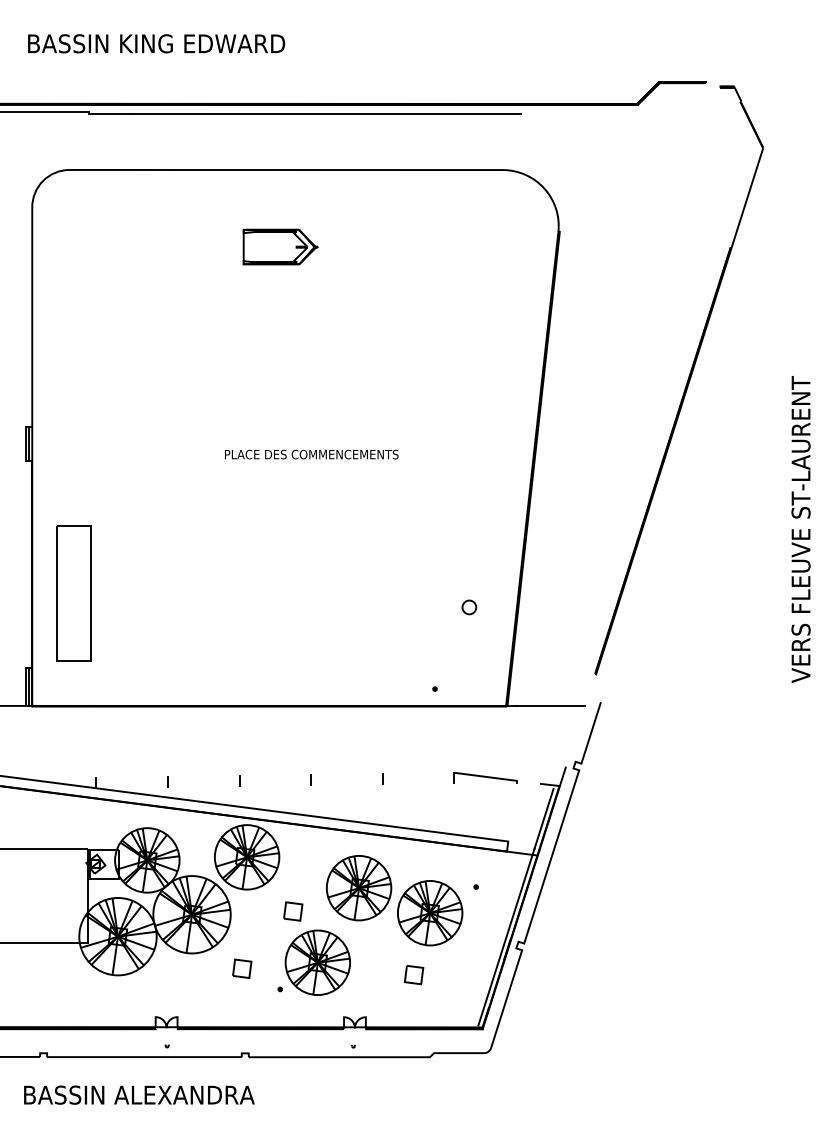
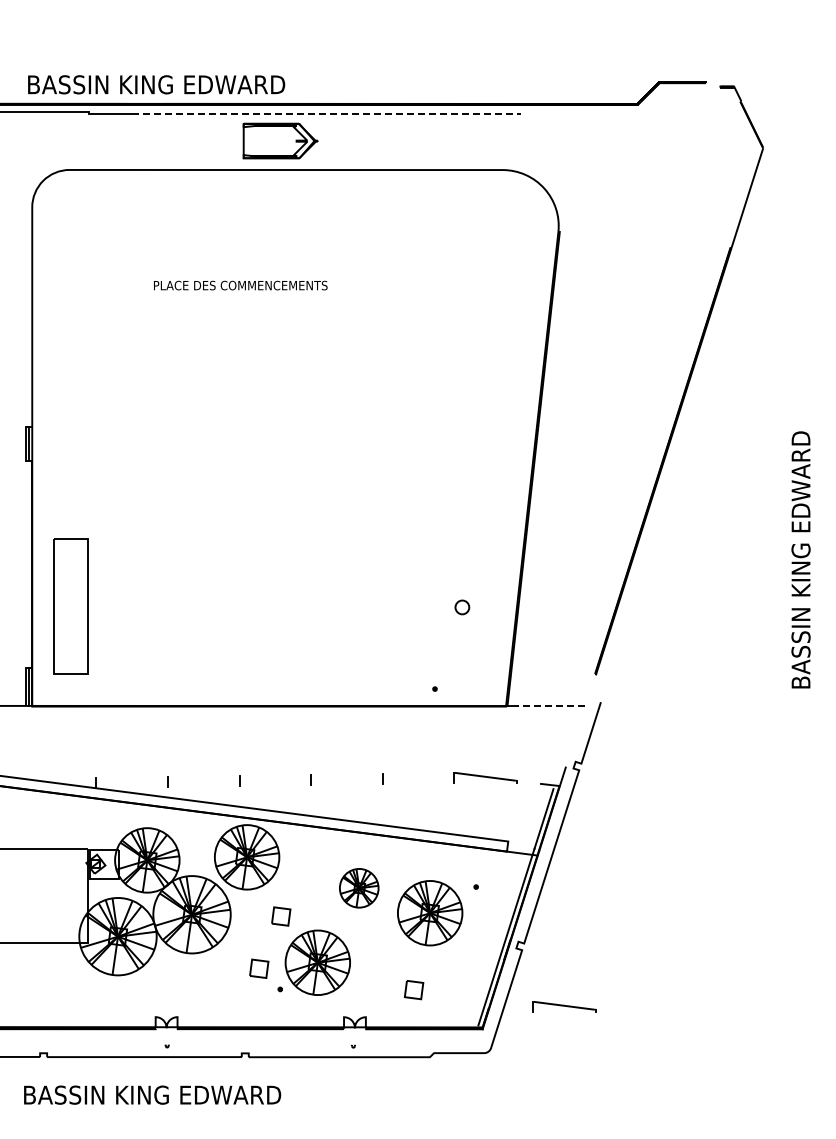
text position: (156, 43) -> (156, 84) (156, 84)
line: solid -> dashed (326, 113)
part position: (280, 246) -> (280, 140) (280, 140)
text position: (311, 454) -> (240, 285) (240, 285)
text: VERS FLEUVE ST-LAURENT -> BASSIN KING EDWARD (800, 532)
part position: (73, 593) -> (70, 606) (70, 606)
circle position: (469, 607) -> (462, 607) (462, 607)
line: solid -> dashed (551, 706)
part size: 67x67 px -> 41x41 px (359, 888)
part position: (293, 911) -> (281, 916) (281, 916)
part position: (242, 968) -> (259, 968) (259, 968)
part position: (413, 975) -> (413, 990) (413, 990)
part: none -> present (564, 1006)
text: BASSIN ALEXANDRA -> BASSIN KING EDWARD (197, 1094)
